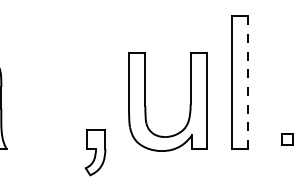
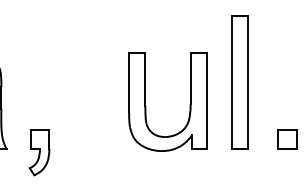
line: dashed -> solid (248, 82)
part size: 13x13 px -> 21x21 px (287, 139)
part position: (95, 152) -> (39, 152) (39, 152)
